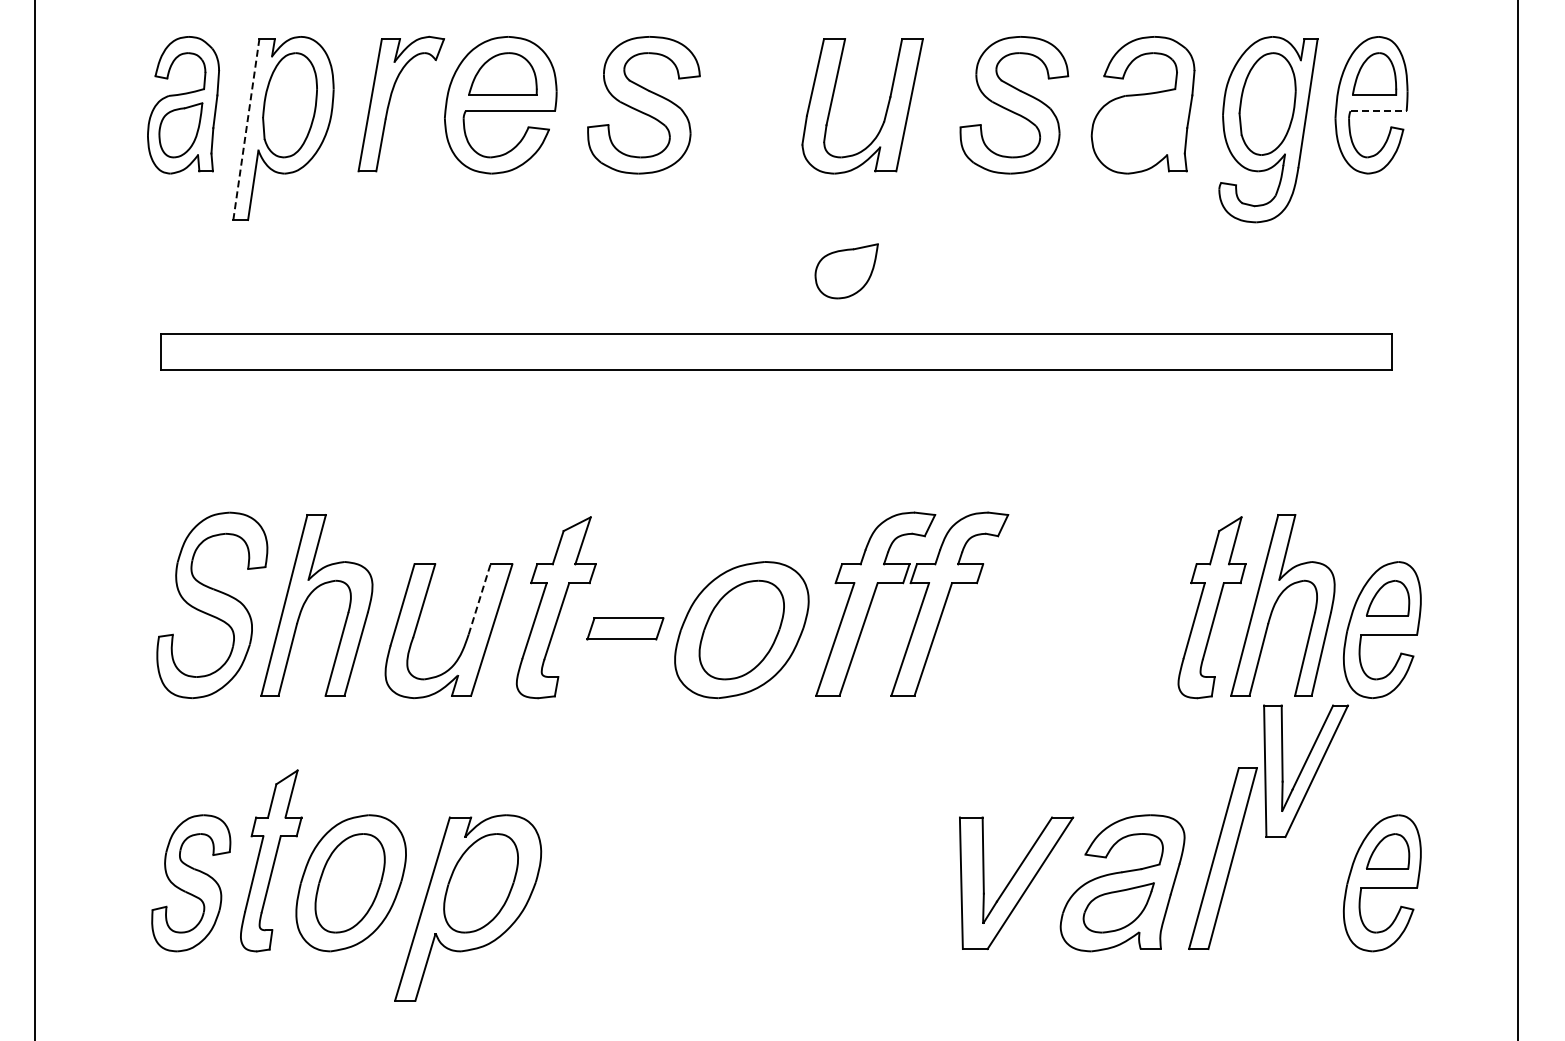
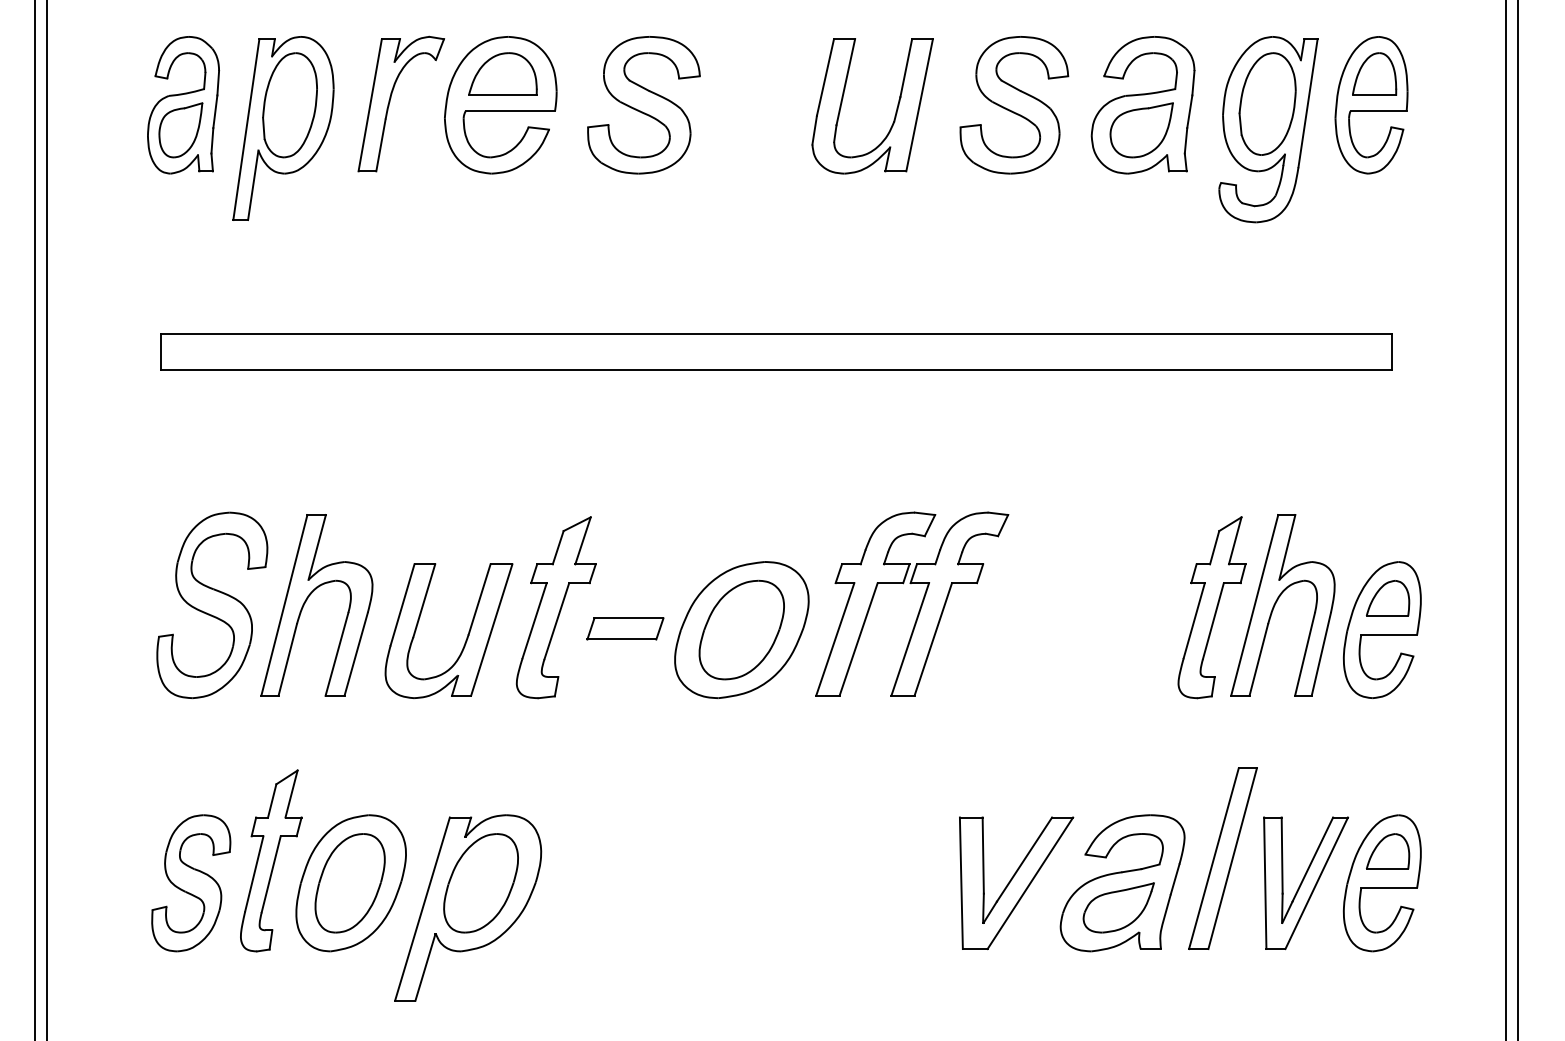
part position: (885, 111) -> (895, 111) (895, 111)
line: dashed -> solid (1379, 111)
line: dashed -> solid (246, 129)
part position: (846, 271) -> (1141, 130) (1141, 130)
line: none -> present (46, 519)
line: none -> present (1506, 519)
line: dashed -> solid (479, 599)
part position: (1305, 771) -> (1305, 883) (1305, 883)
